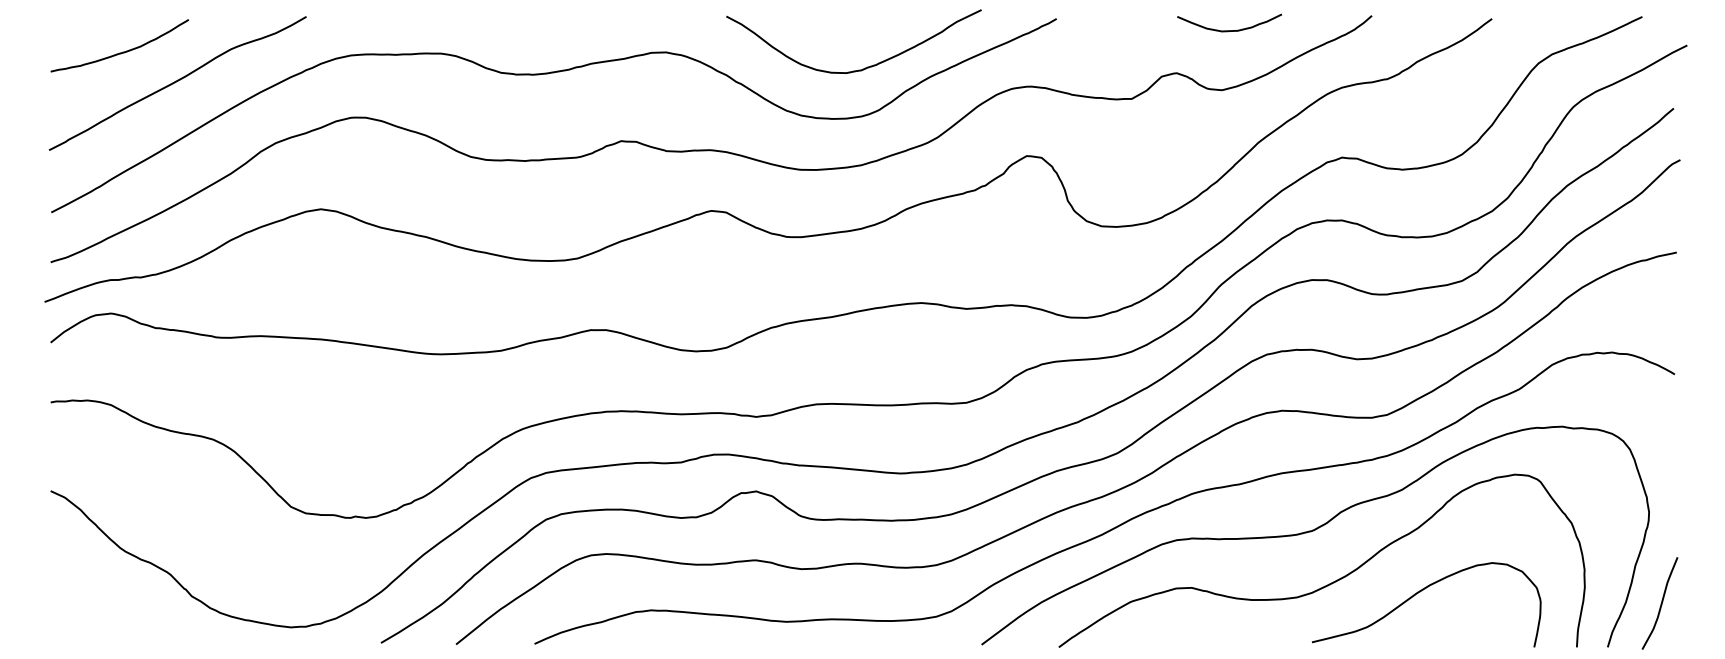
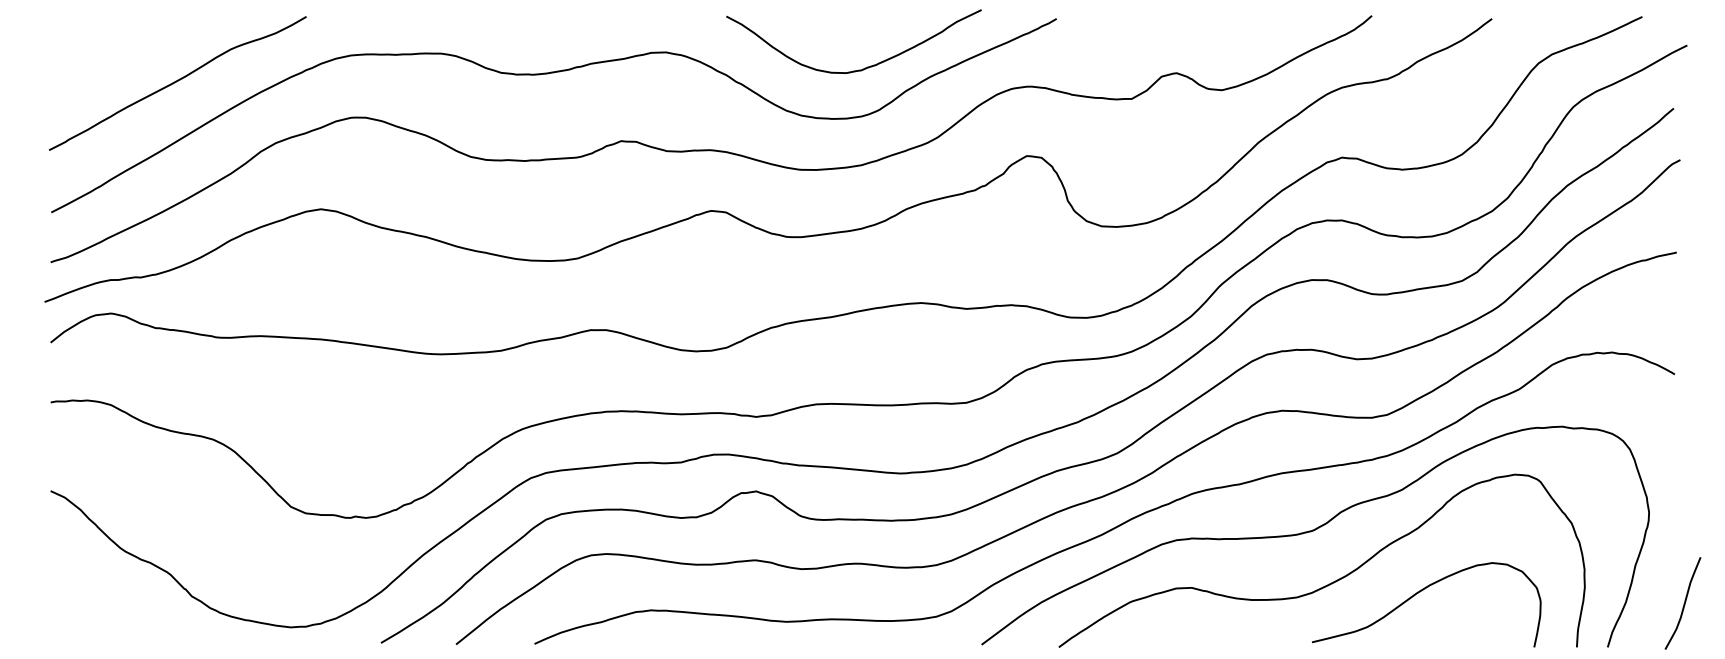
curve: present -> none (1229, 30)
curve: present -> none (119, 52)
curve position: (1660, 603) -> (1683, 603) (1683, 603)
